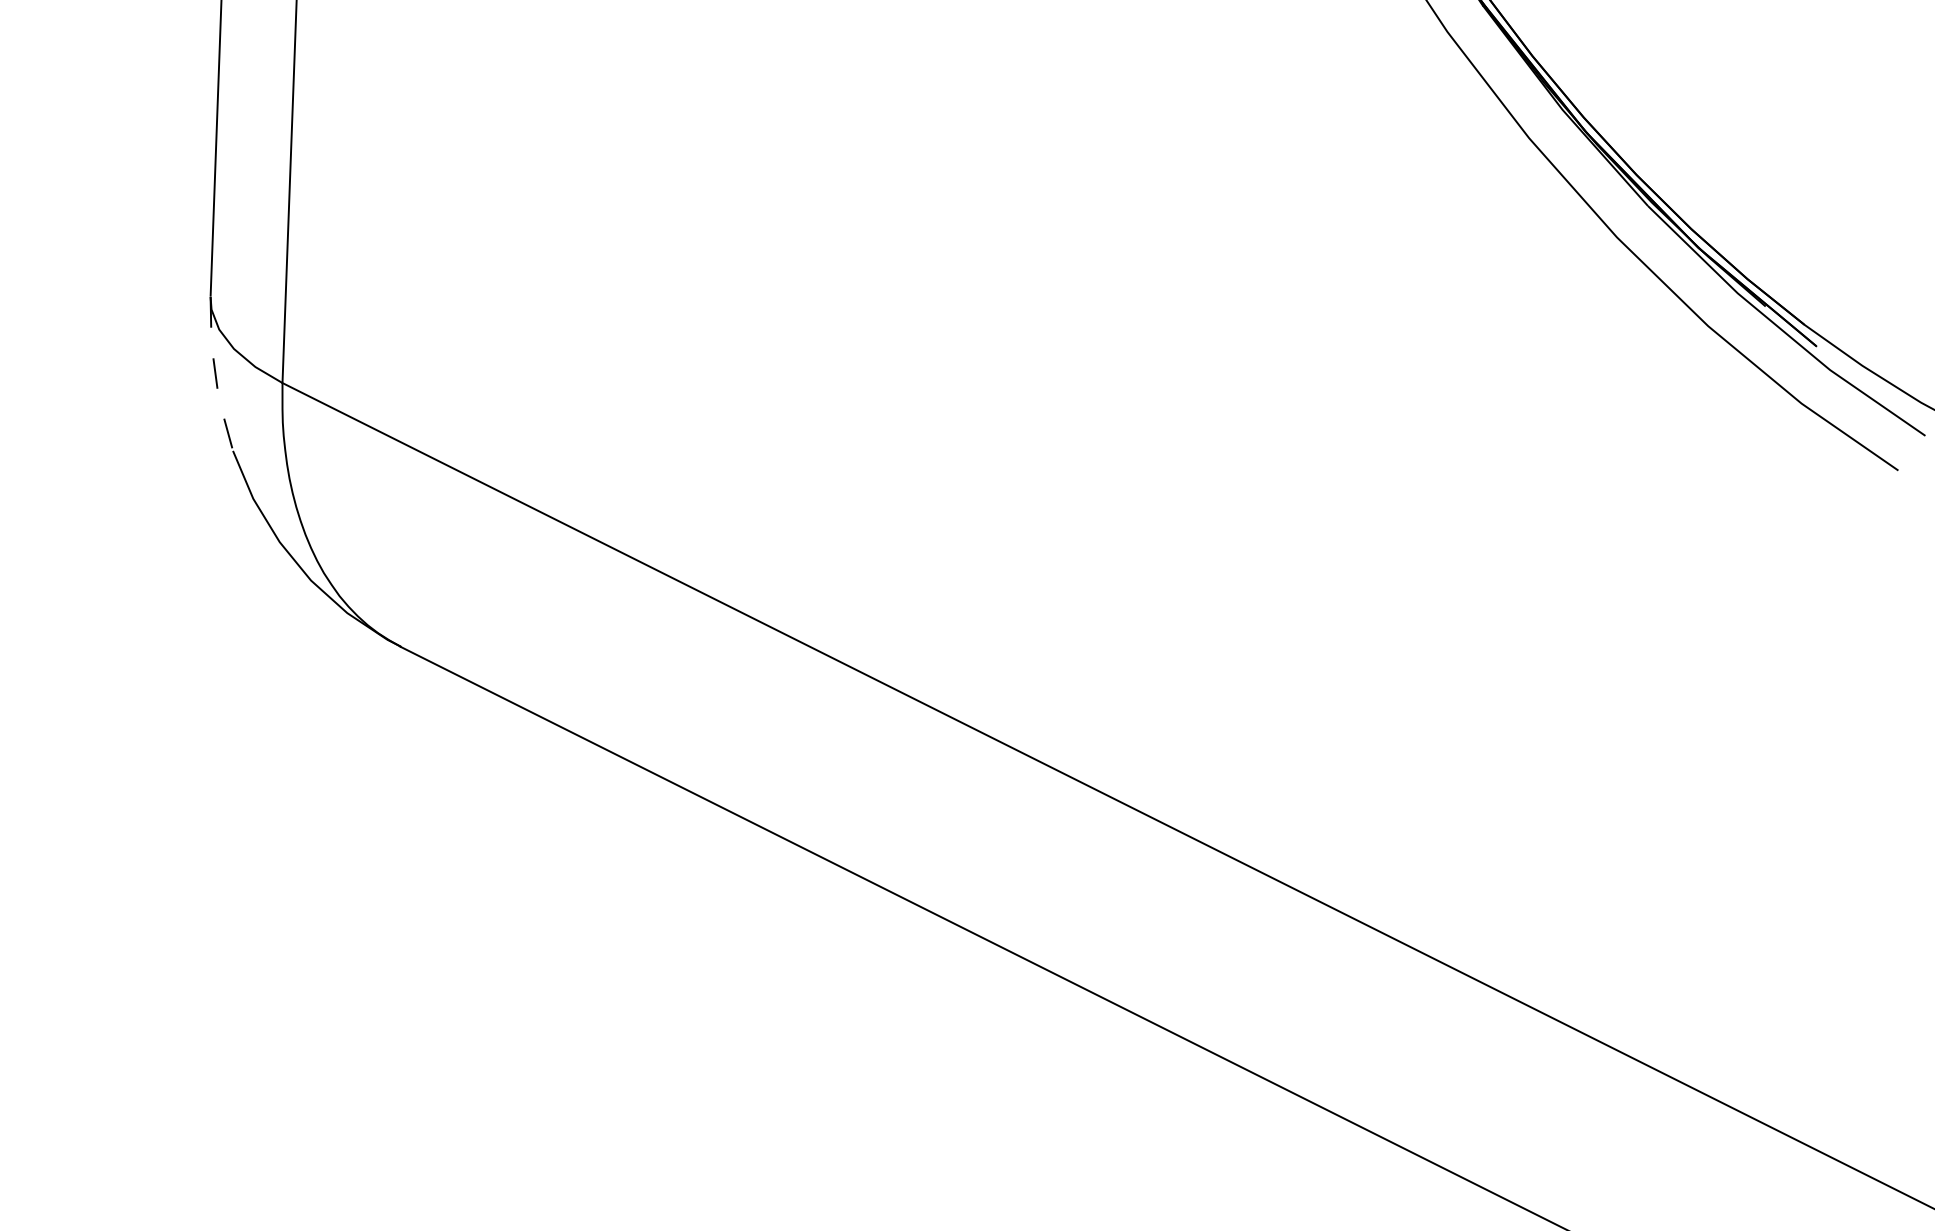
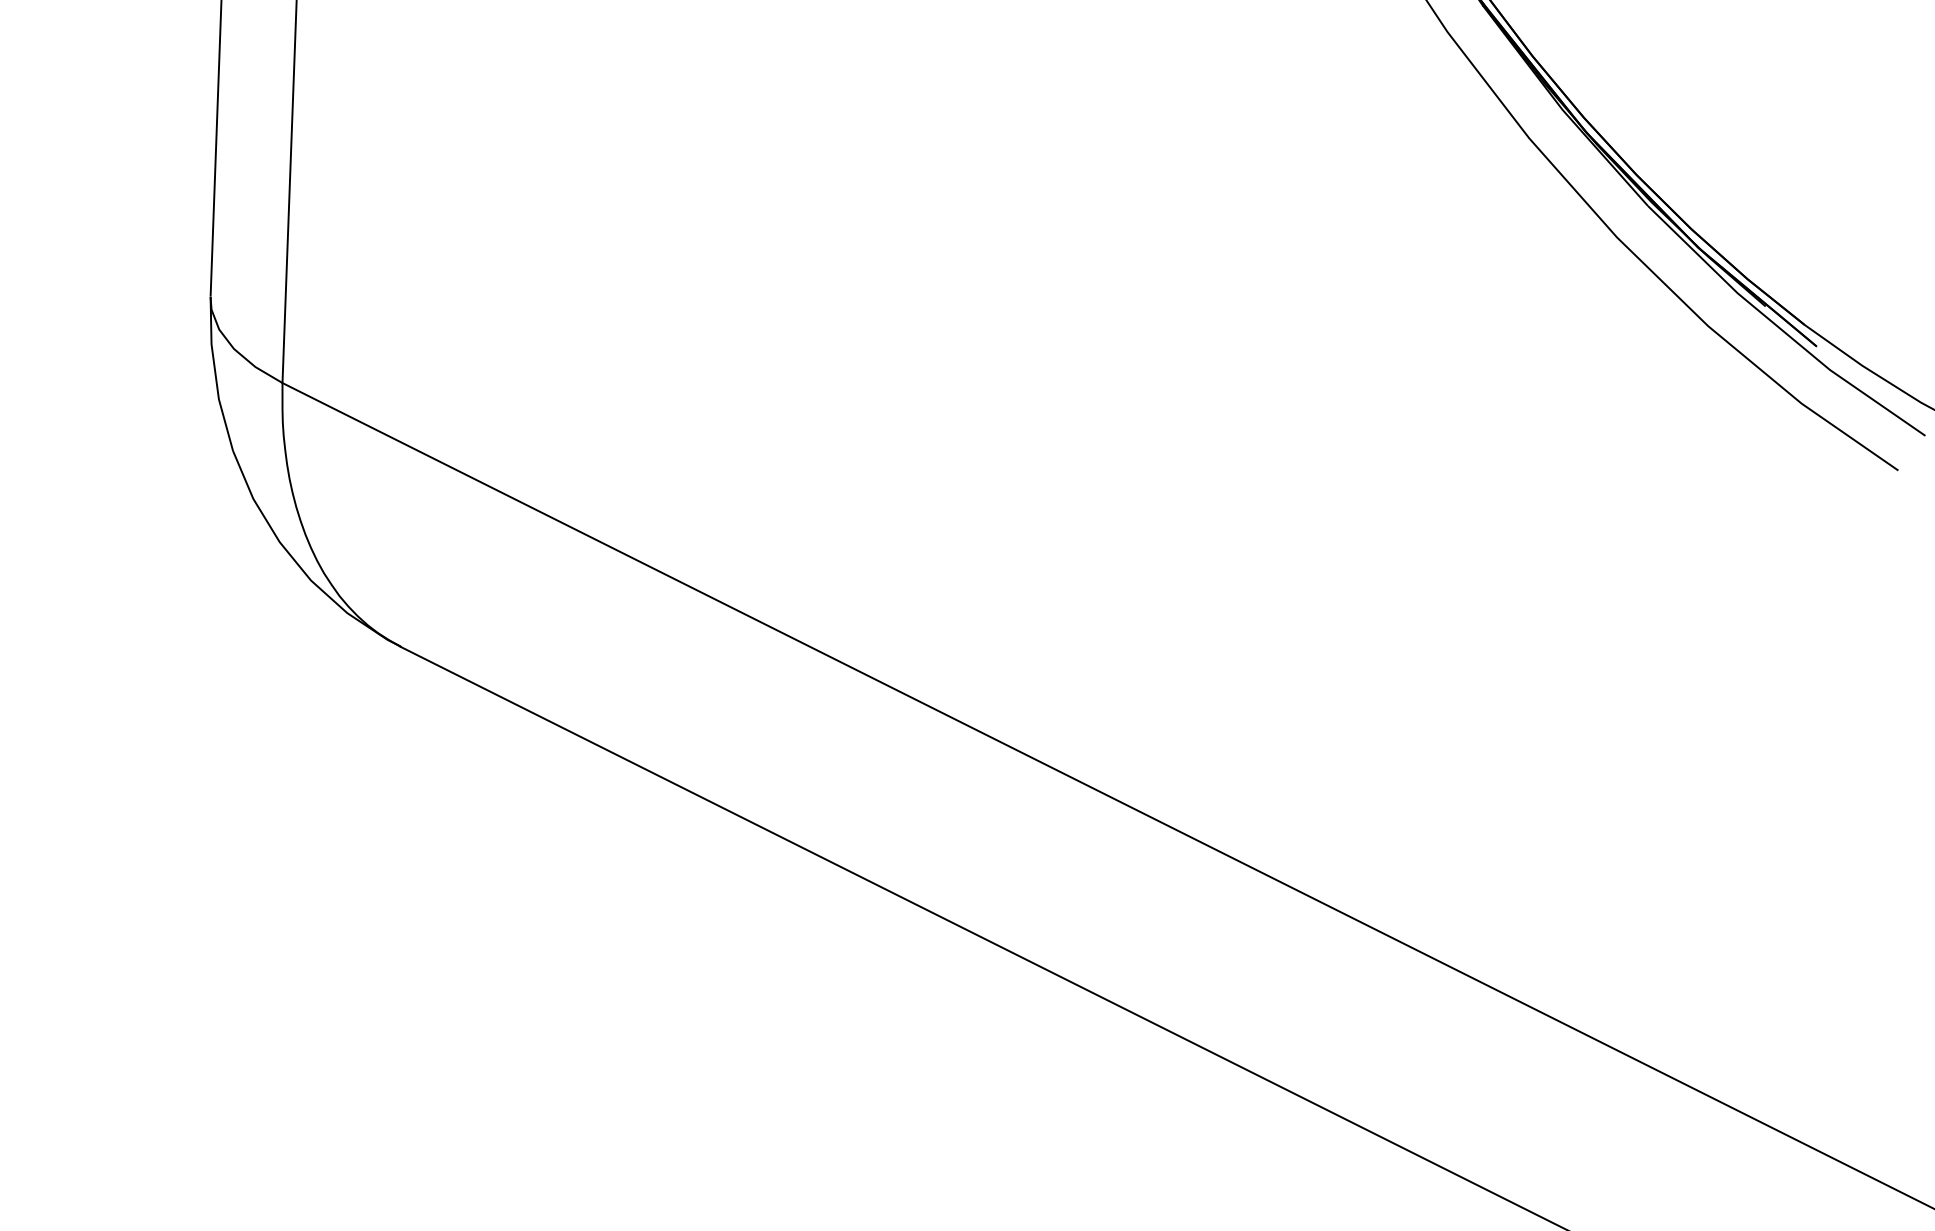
line: dashed -> solid (215, 374)
